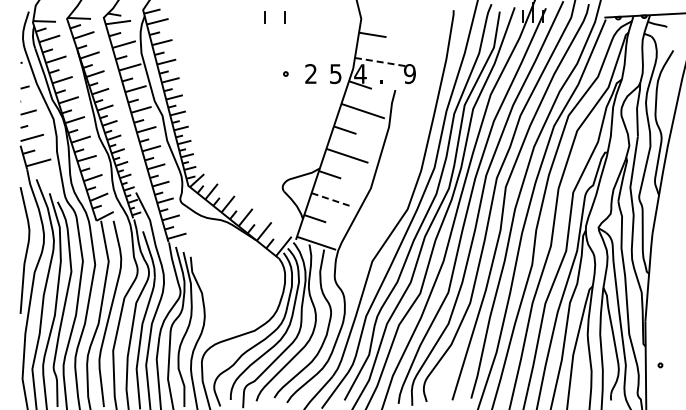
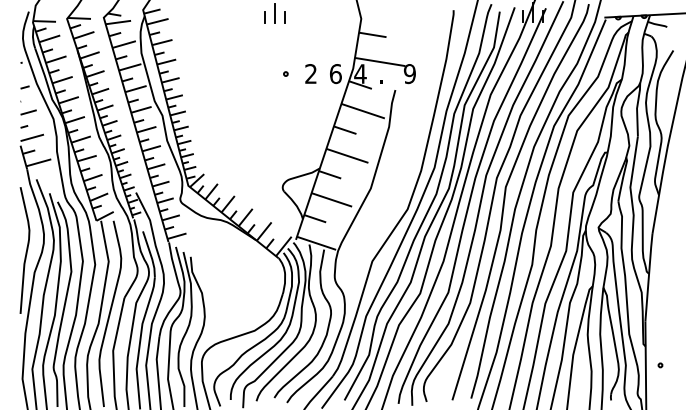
line: none -> present (274, 13)
line: dashed -> solid (380, 62)
text: 5 -> 6 (335, 74)
line: dashed -> solid (332, 200)
